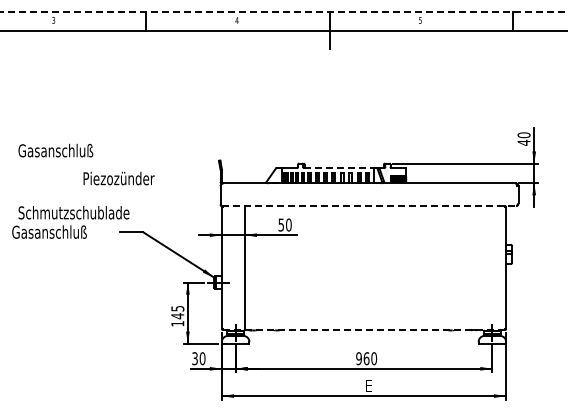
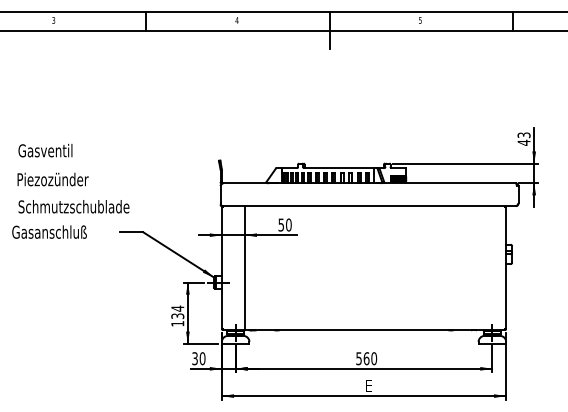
line: dashed -> solid (283, 12)
text: 40 -> 43 (523, 135)
text: Gasanschluß -> Gasventil (67, 150)
line: dashed -> solid (339, 168)
text position: (118, 178) -> (52, 179) (52, 179)
line: dashed -> solid (369, 206)
text position: (73, 212) -> (73, 206) (73, 206)
text: 145 -> 134 (177, 312)
line: dashed -> solid (364, 329)
text: 960 -> 560 (358, 358)
